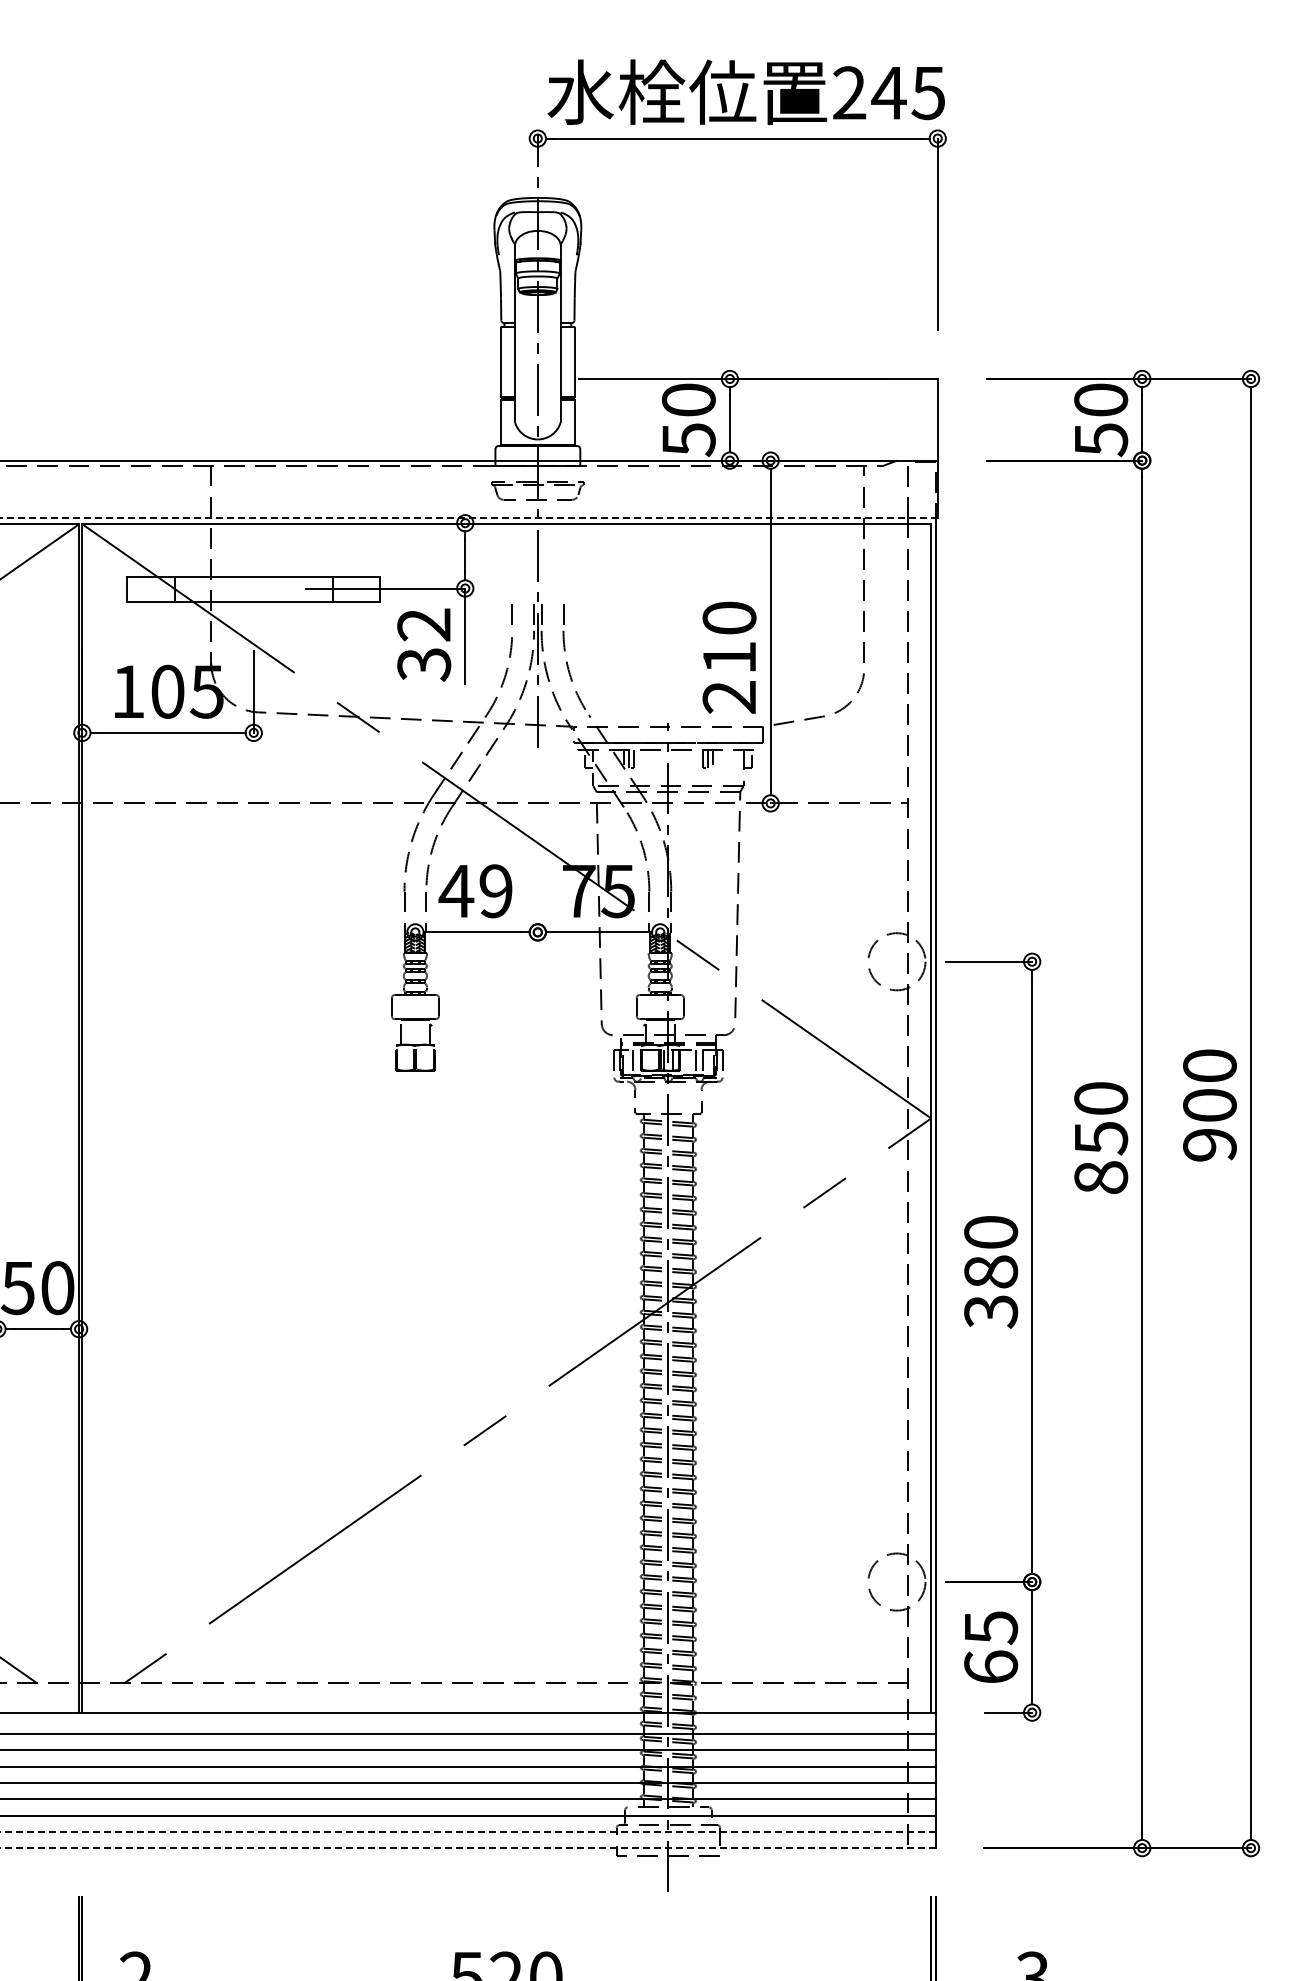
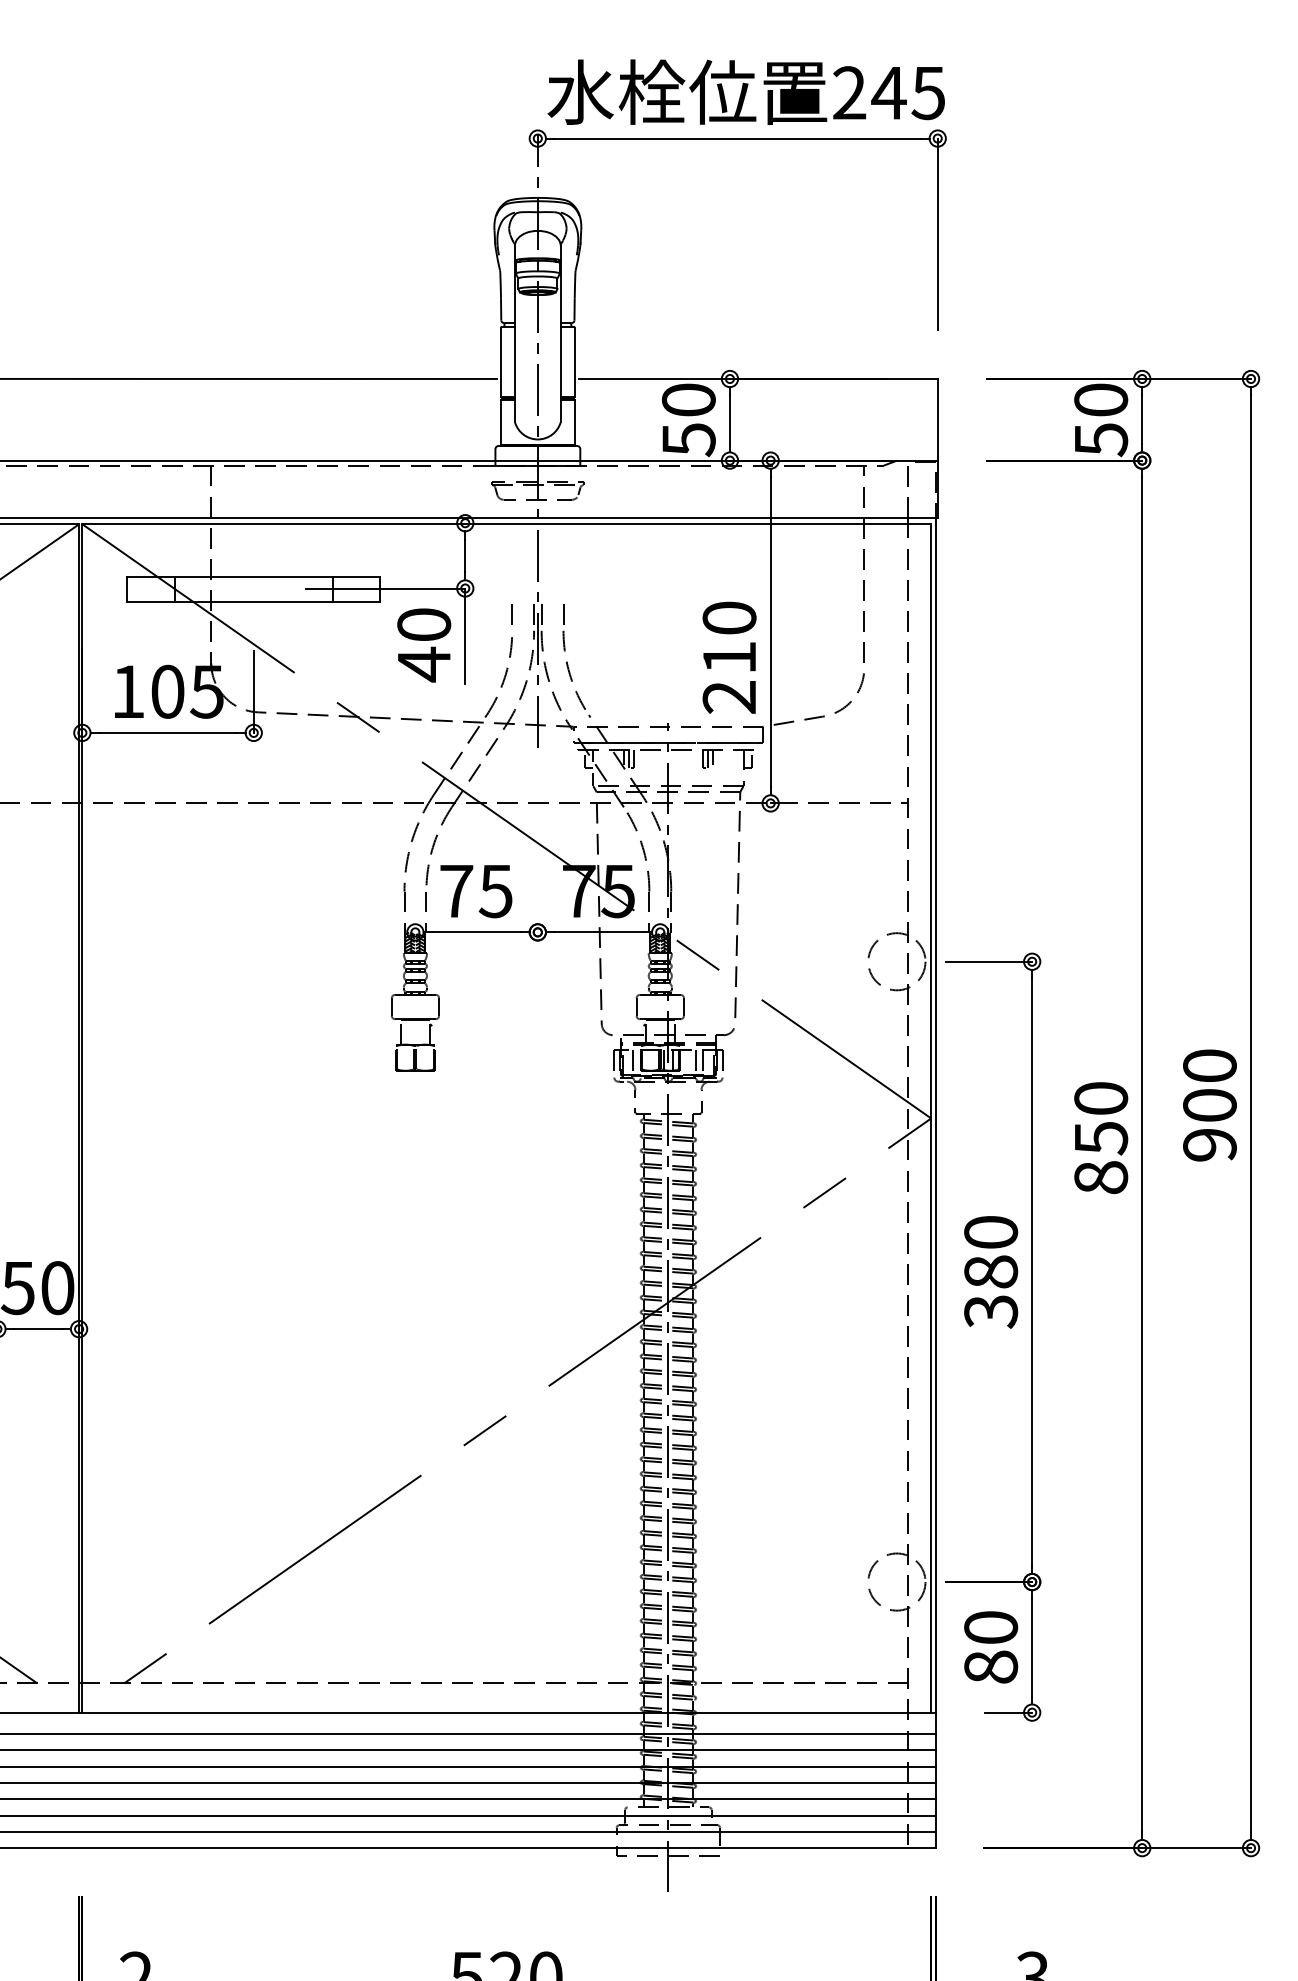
line: none -> present (249, 378)
line: dashed -> solid (469, 517)
text: 32 -> 40 (424, 645)
text: 49 -> 75 (475, 891)
text: 65 -> 80 (991, 1647)
line: dashed -> solid (468, 1831)
line: dashed -> solid (468, 1848)
